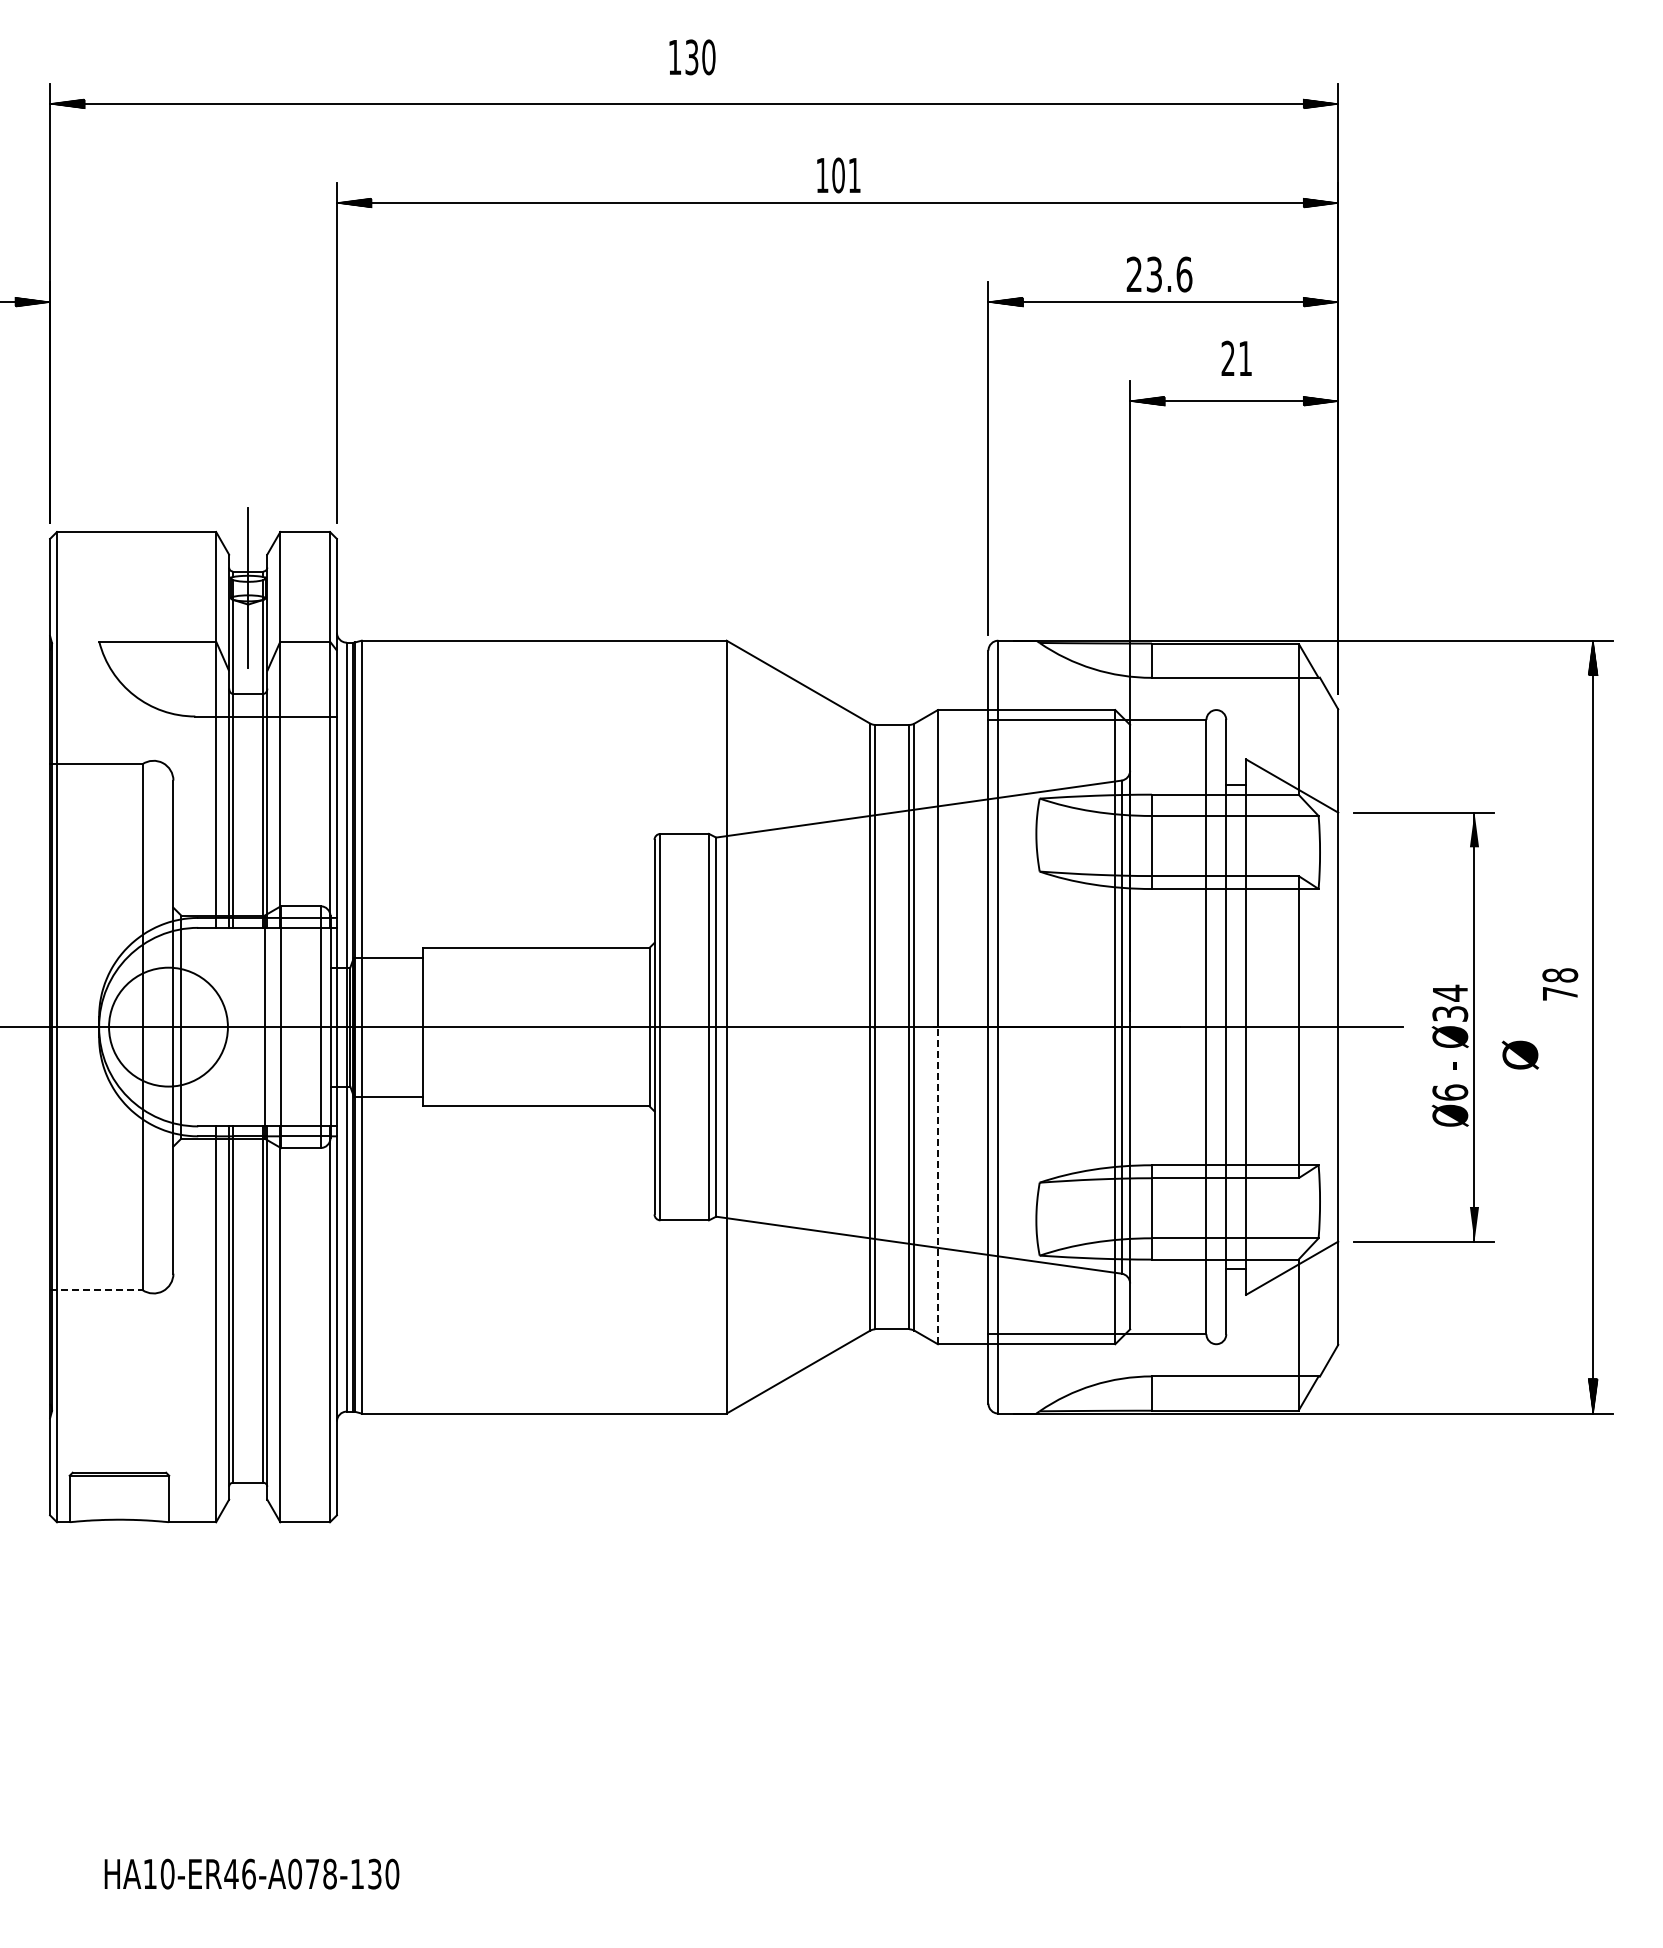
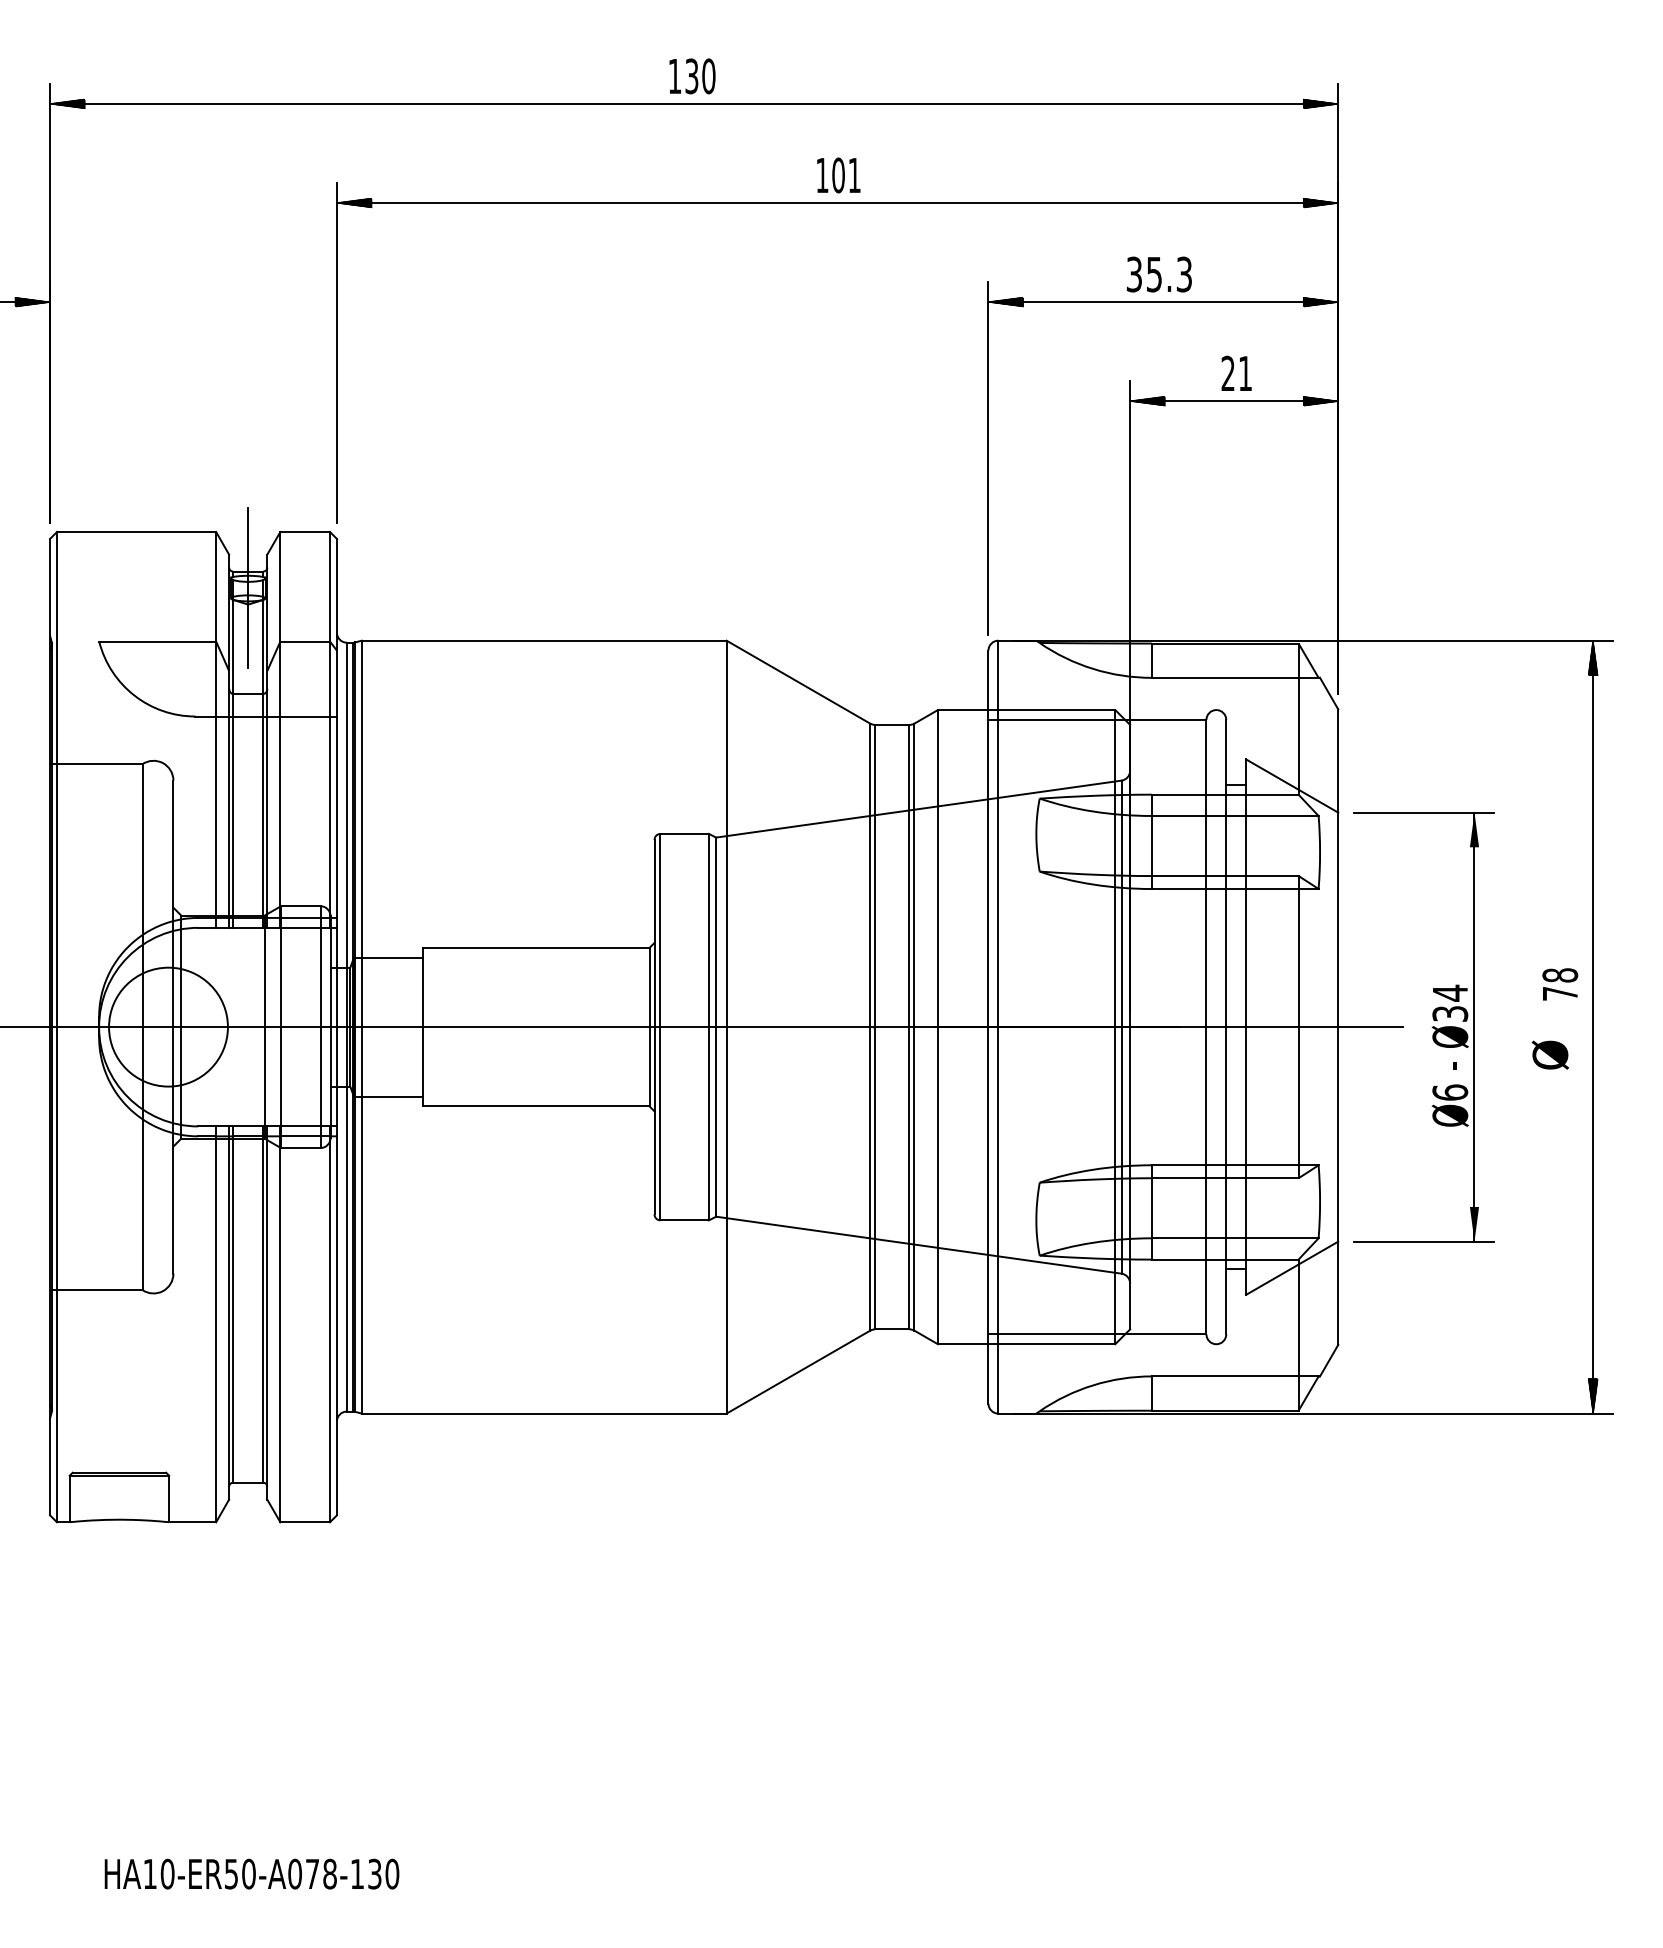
text position: (692, 57) -> (692, 76) (692, 76)
text: 23.6 -> 35.3 (1159, 274)
text position: (1236, 357) -> (1236, 372) (1236, 372)
text position: (1519, 1054) -> (1549, 1054) (1549, 1054)
line: dashed -> solid (937, 1185)
line: dashed -> solid (96, 1290)
text: HA10-ER46-A078-130 -> HA10-ER50-A078-130 (239, 1873)
